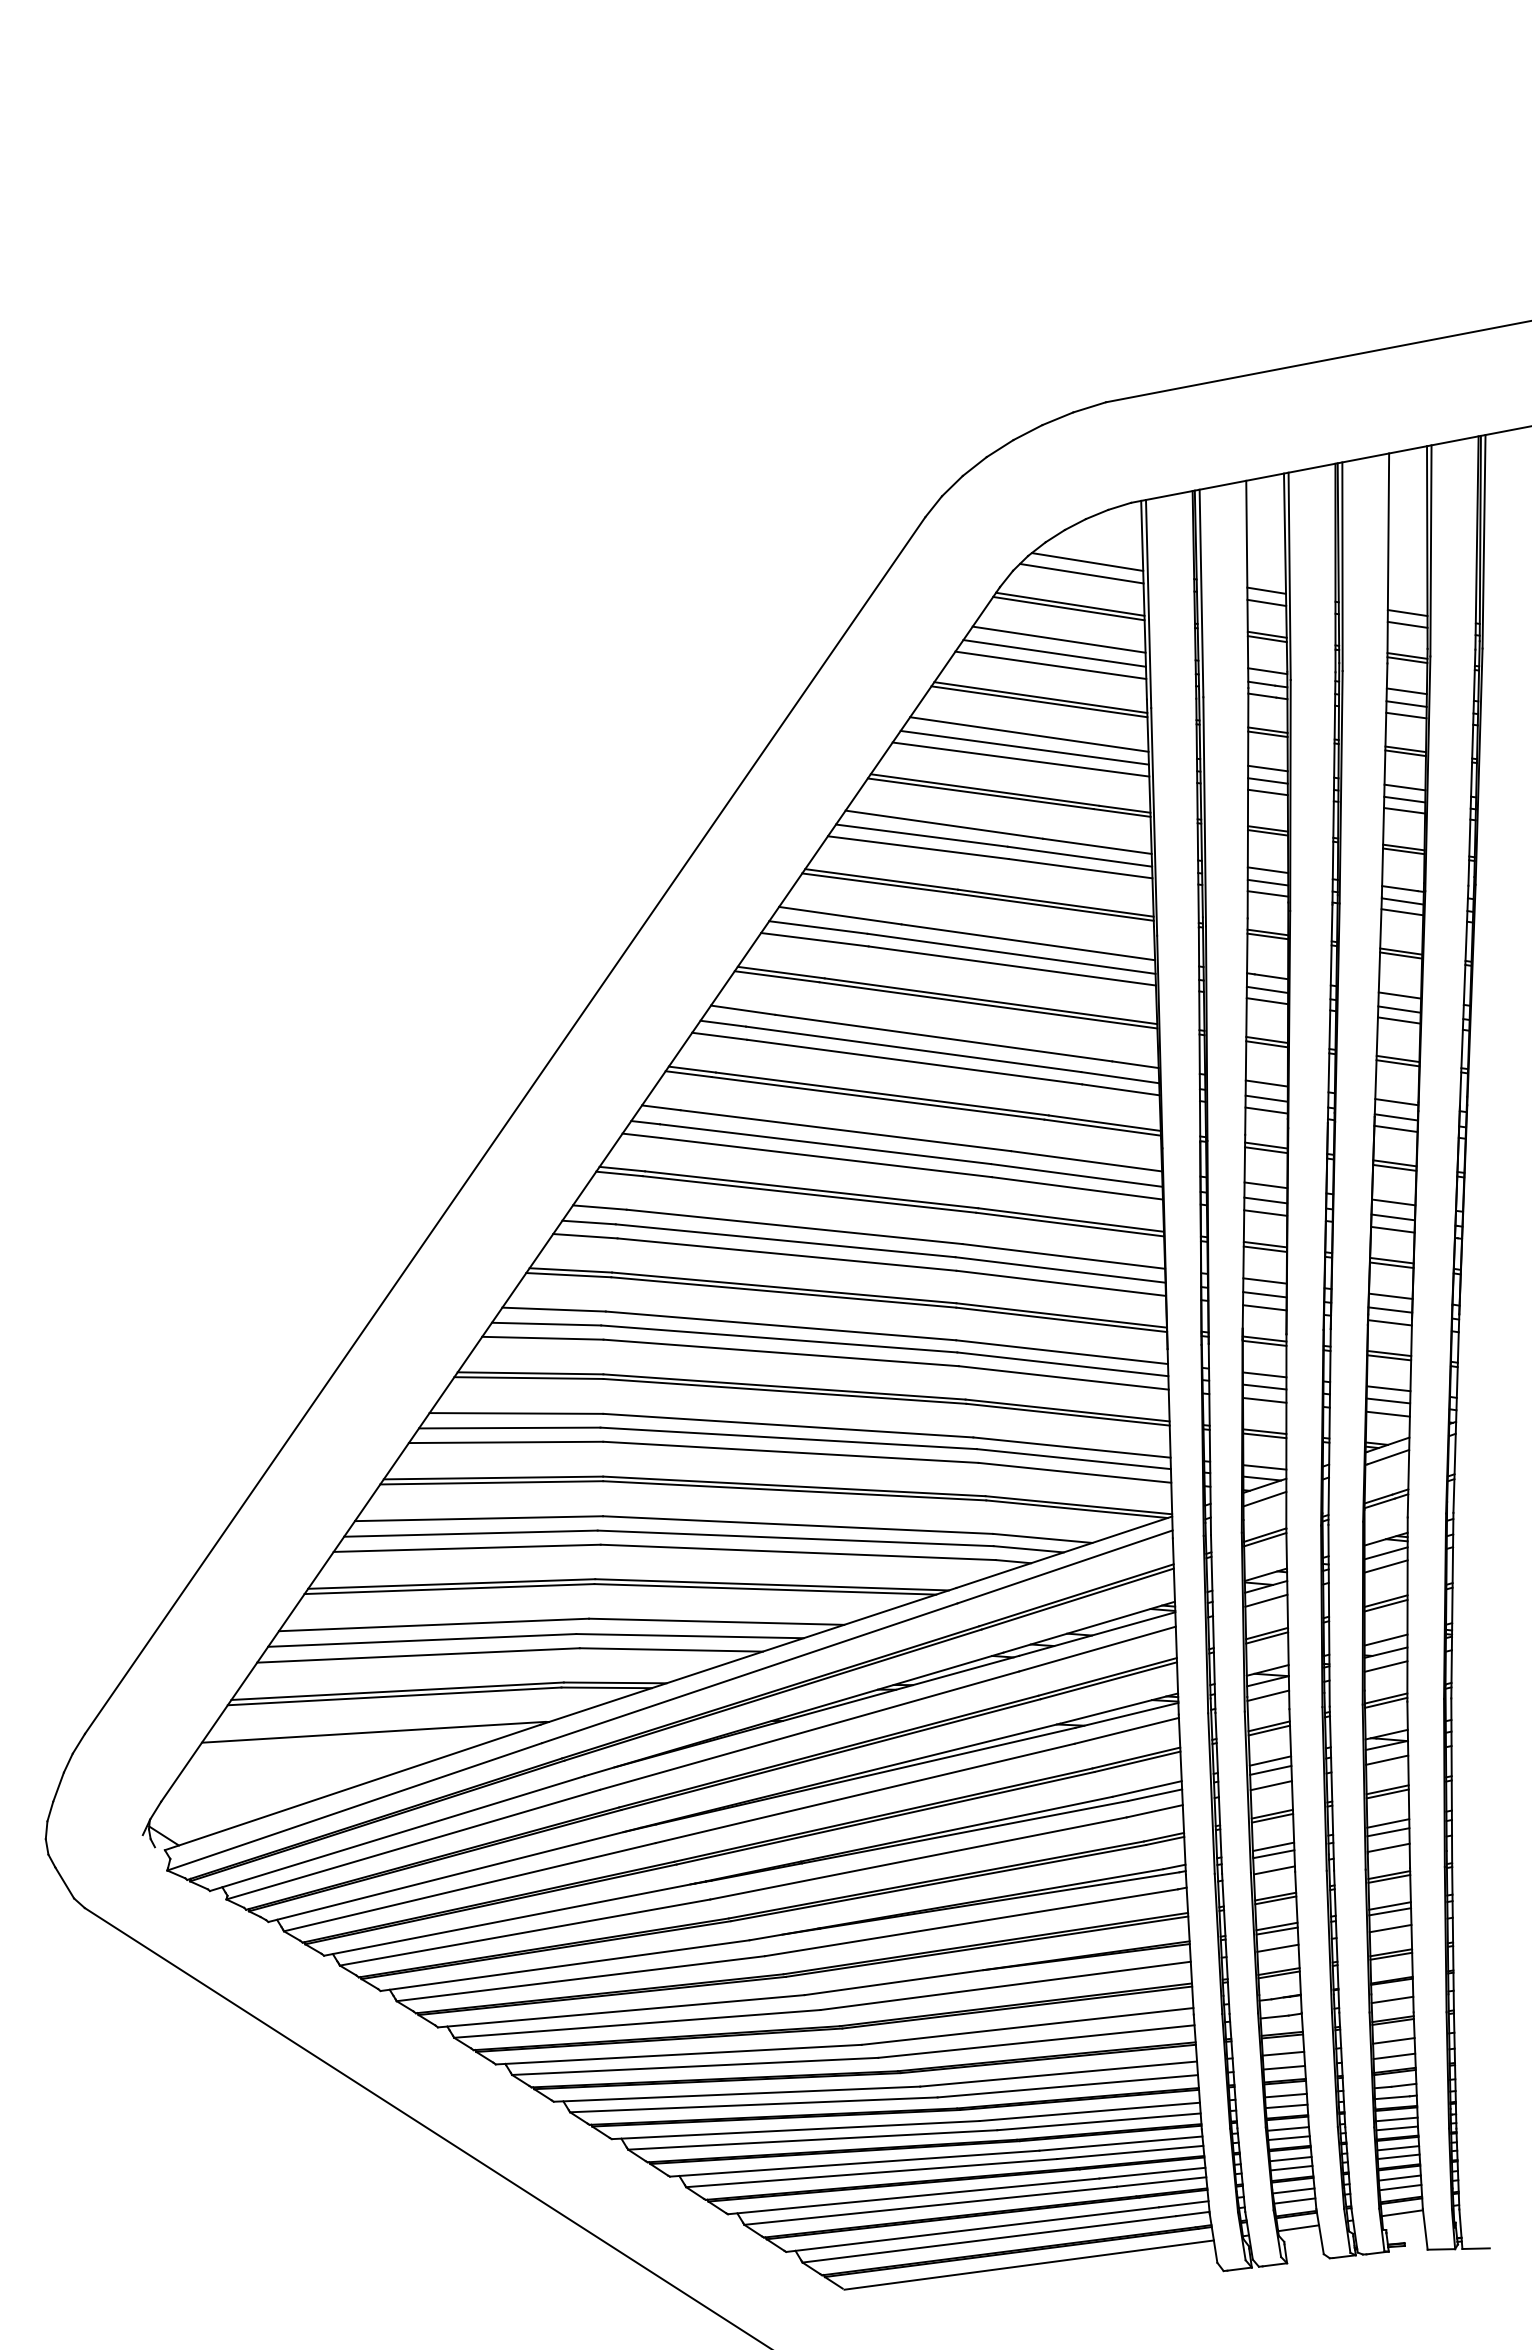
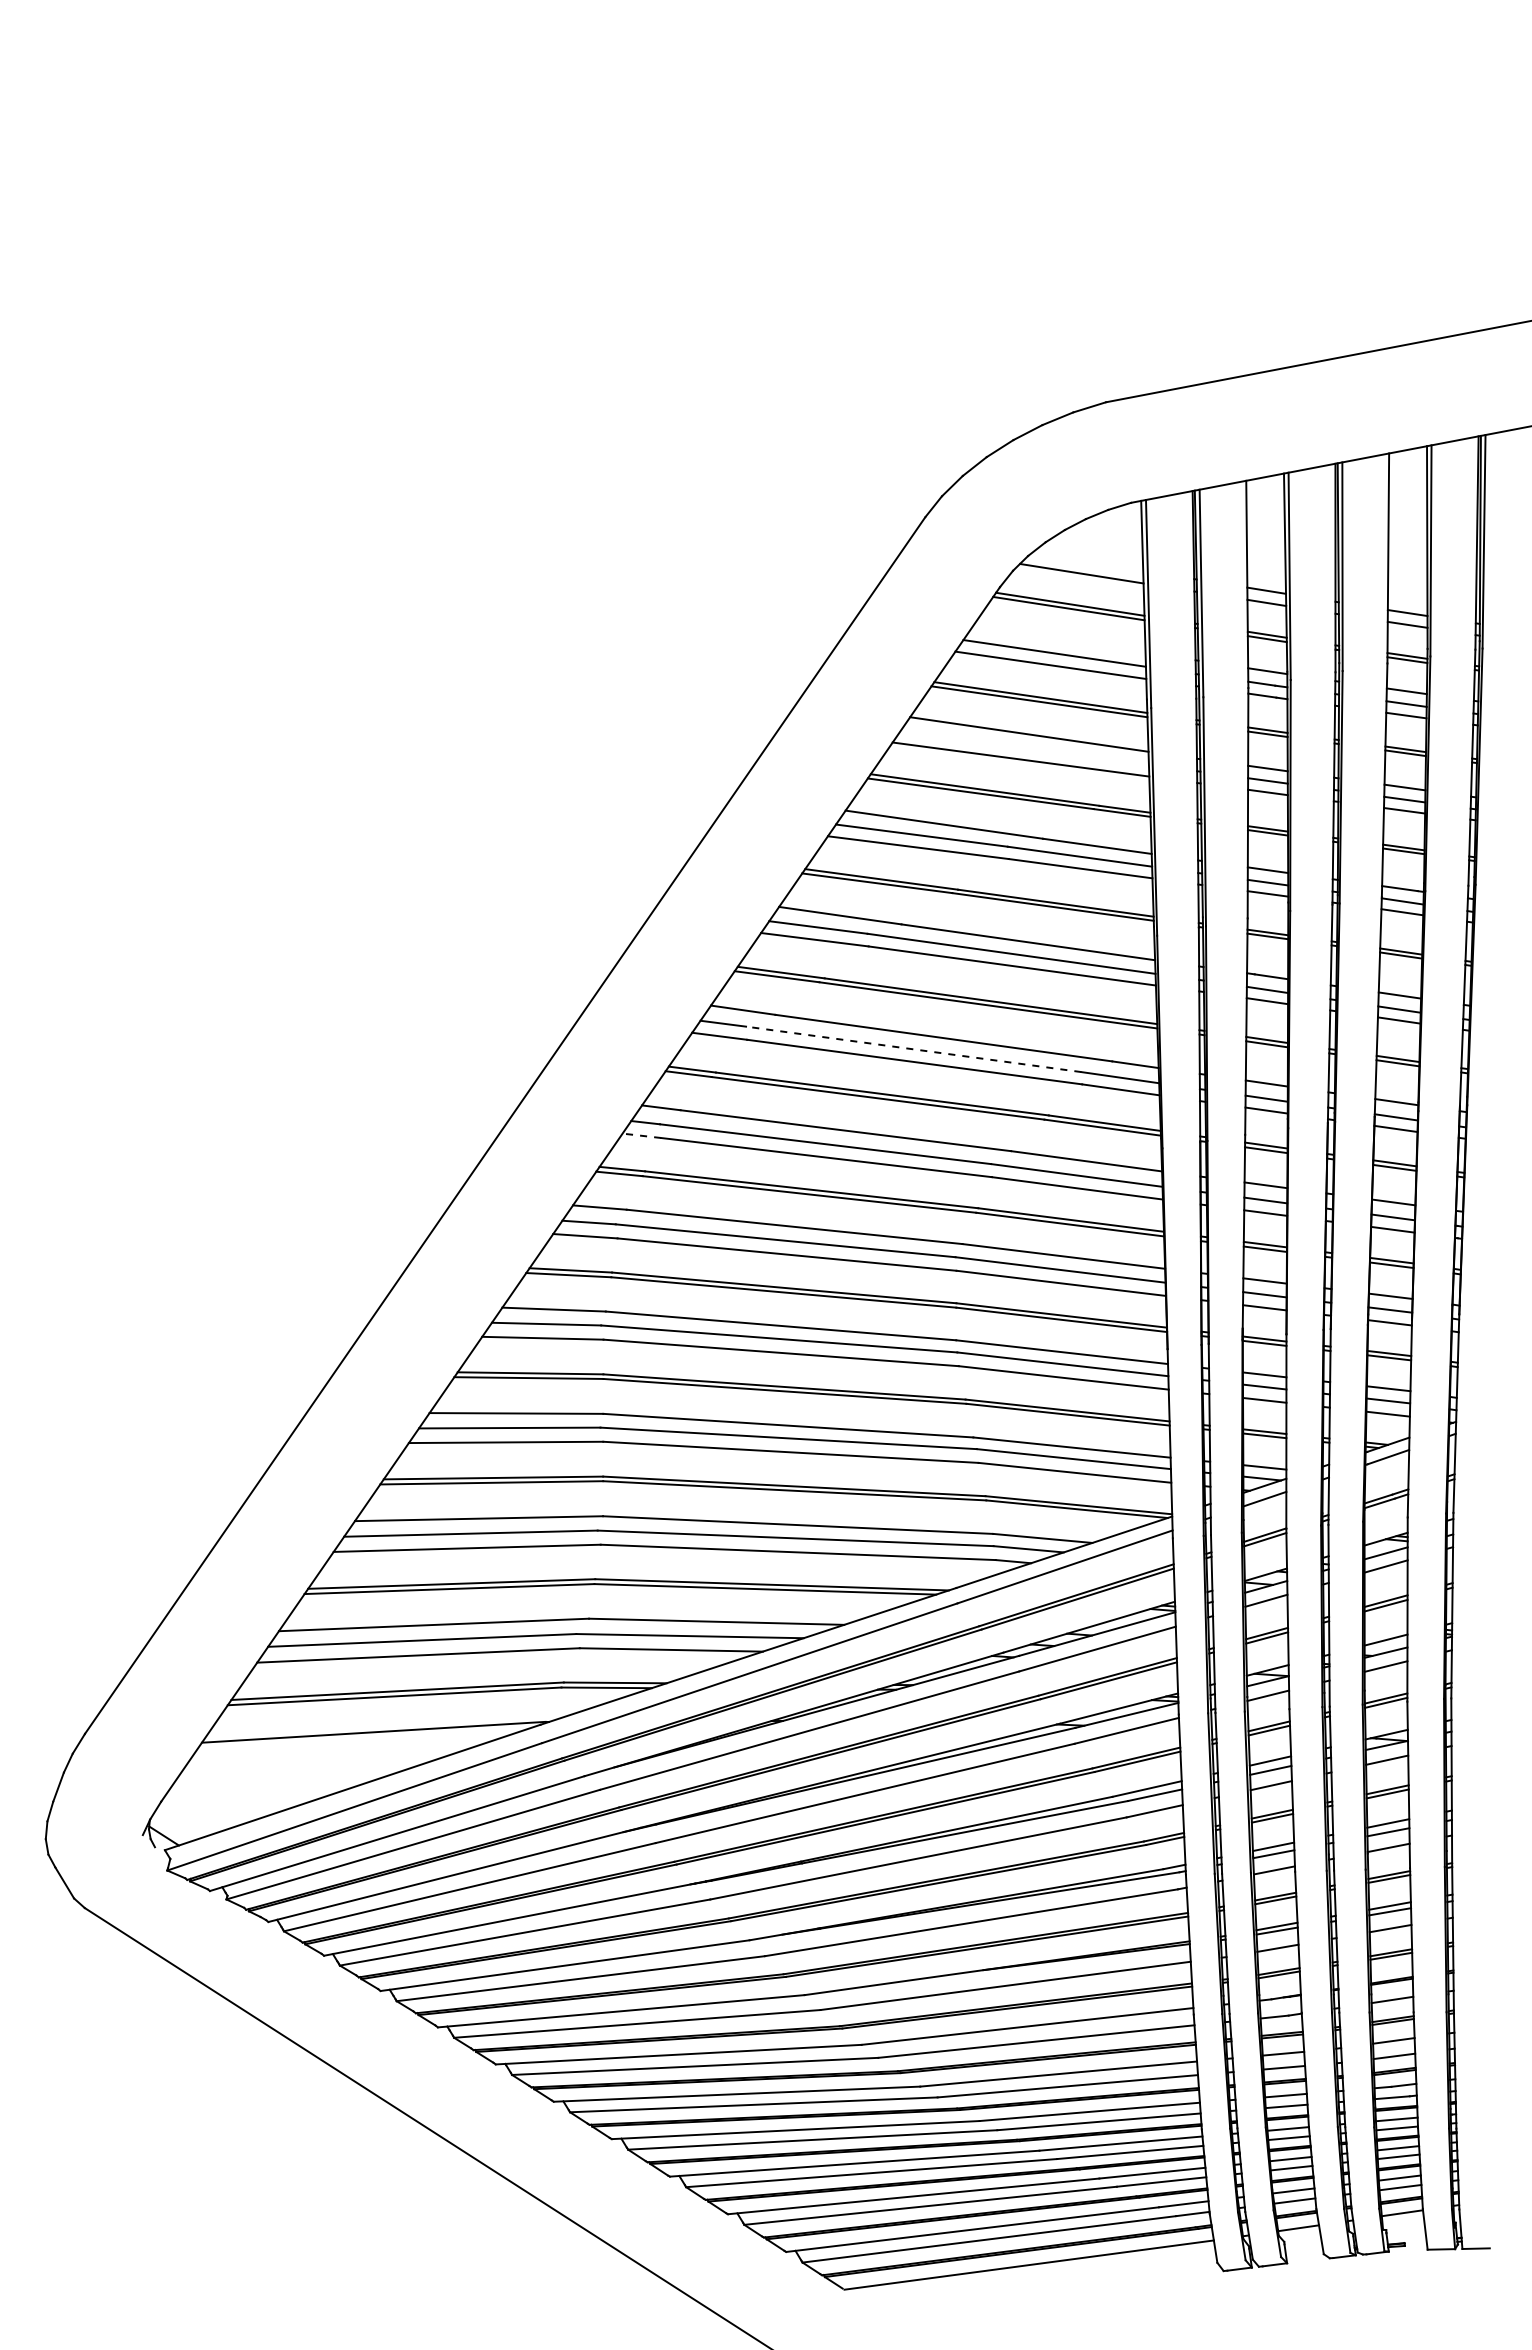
line: present -> none (1087, 561)
line: present -> none (1058, 639)
line: present -> none (1024, 747)
line: solid -> dashed (913, 1049)
line: solid -> dashed (641, 1135)
